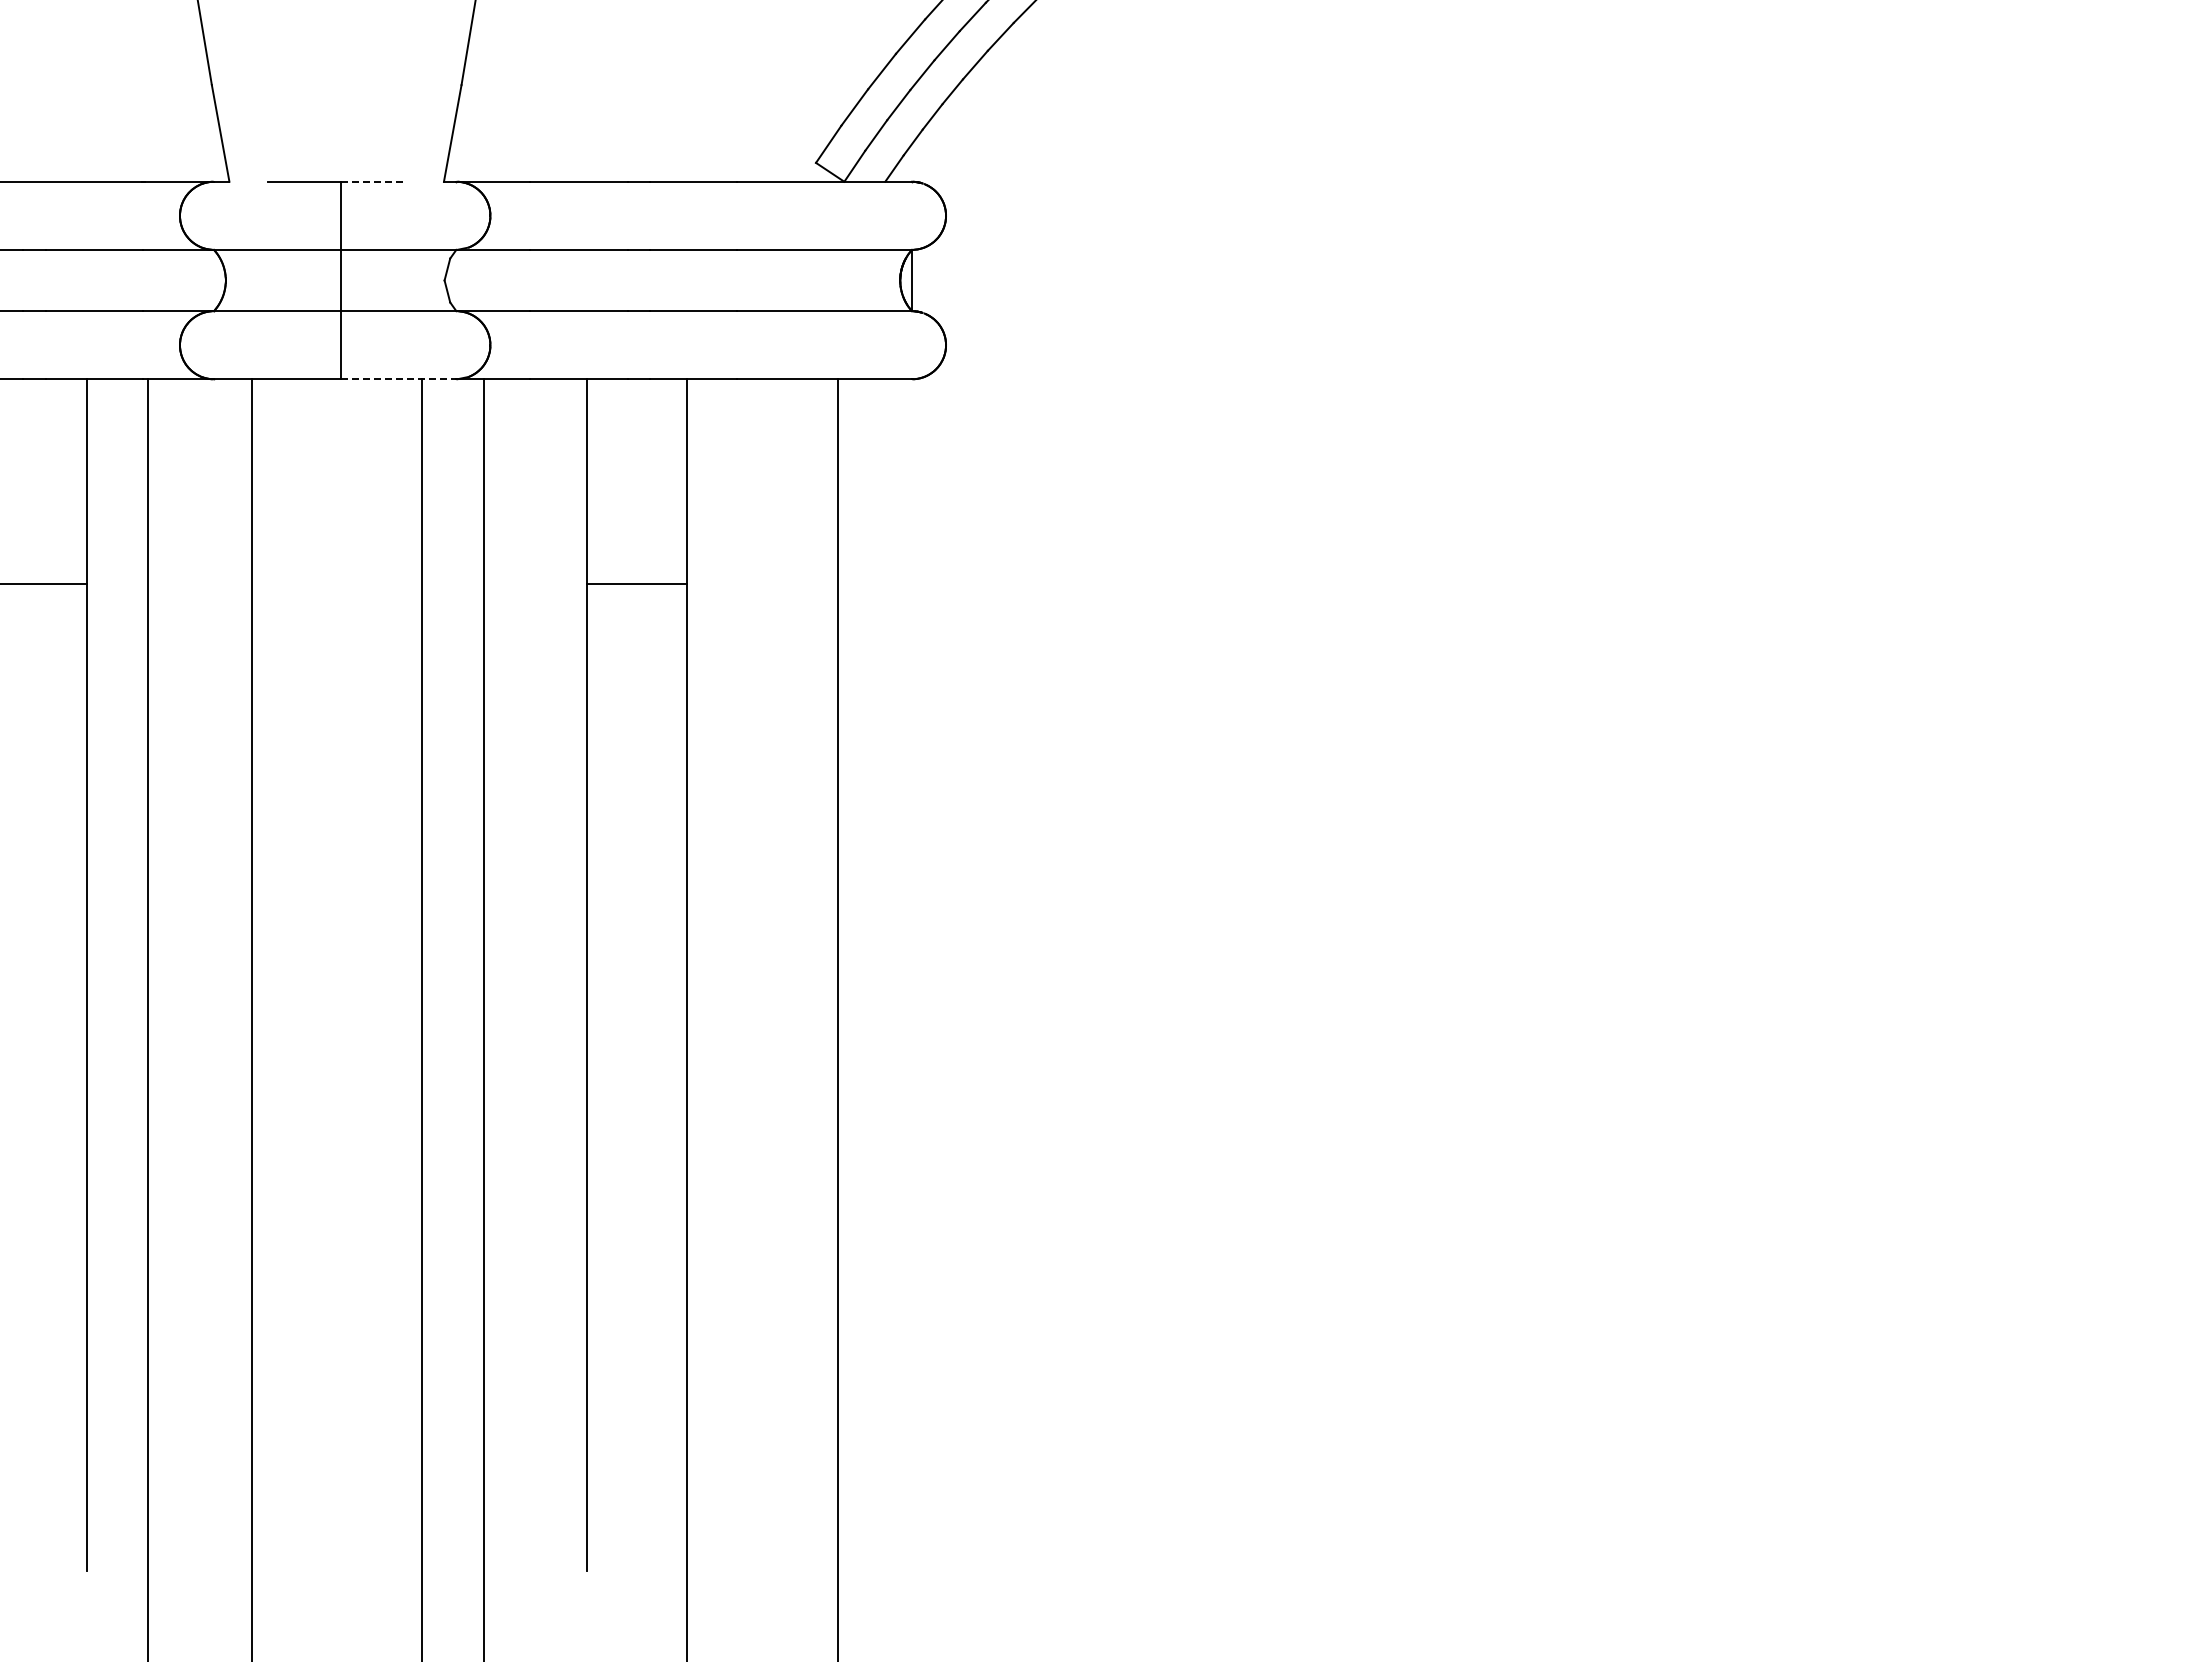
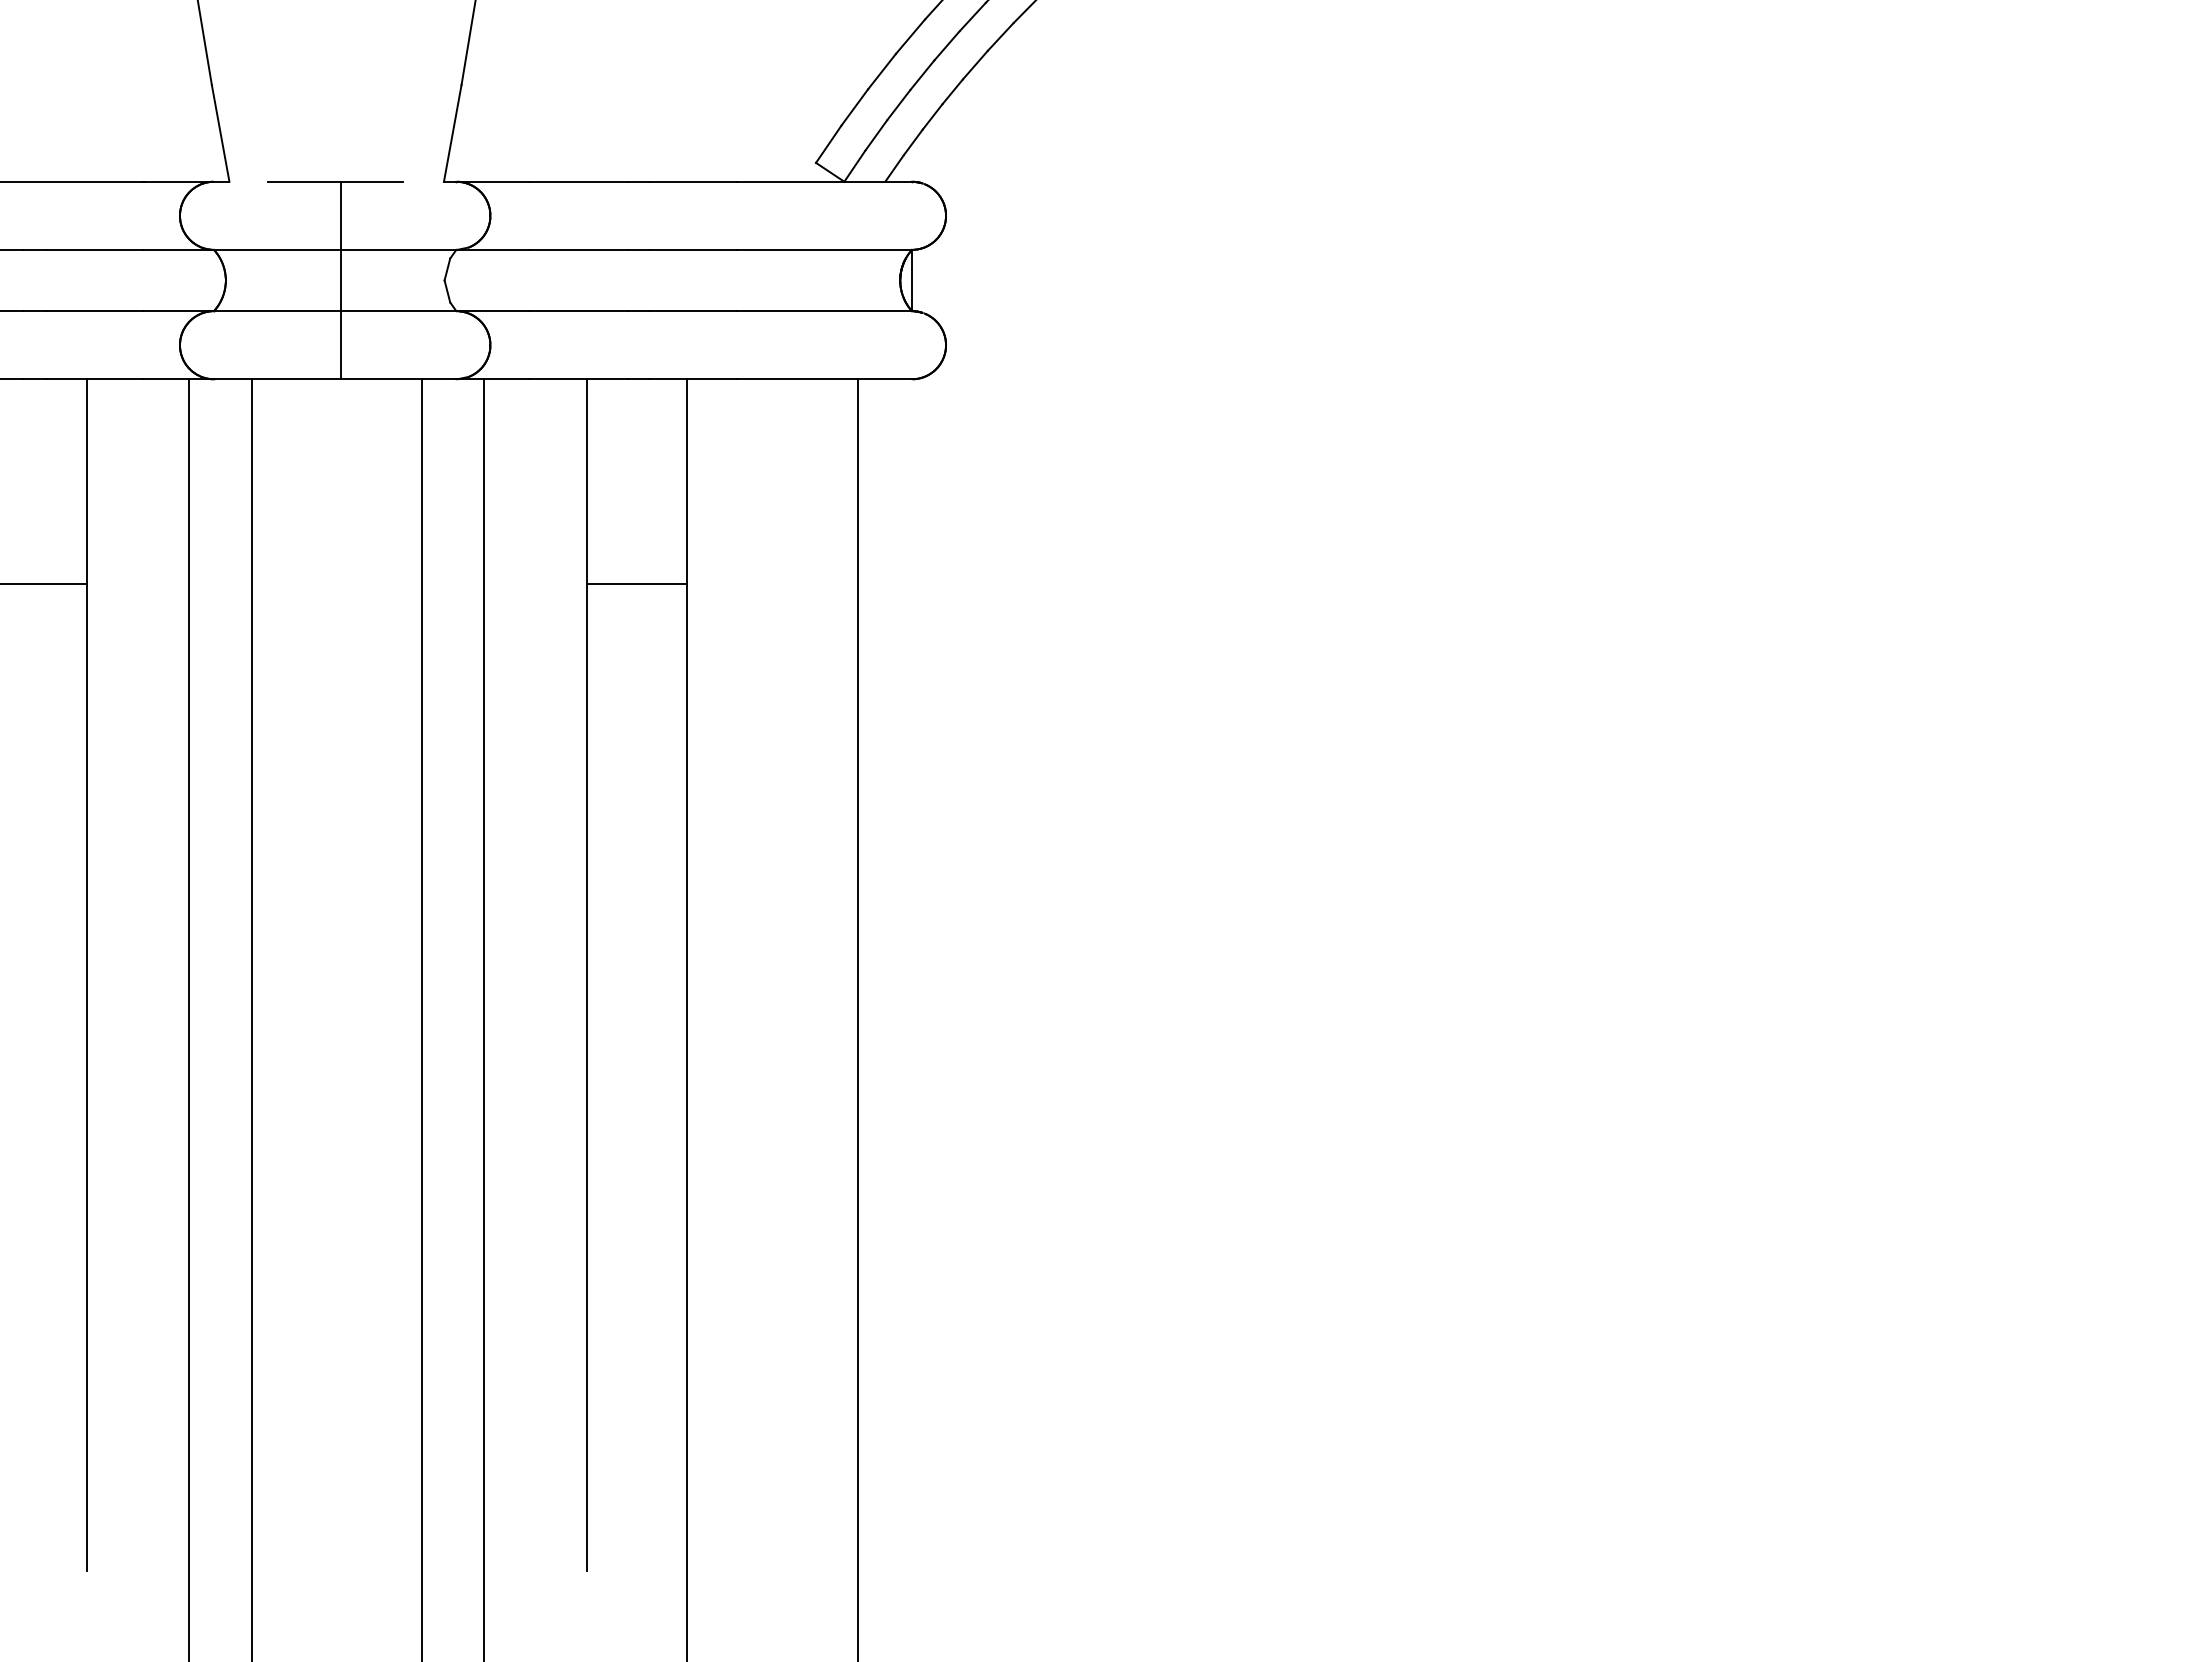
line: dashed -> solid (371, 181)
line: dashed -> solid (398, 379)
line position: (148, 1018) -> (189, 1018) (189, 1018)
line position: (837, 1018) -> (857, 1018) (857, 1018)
